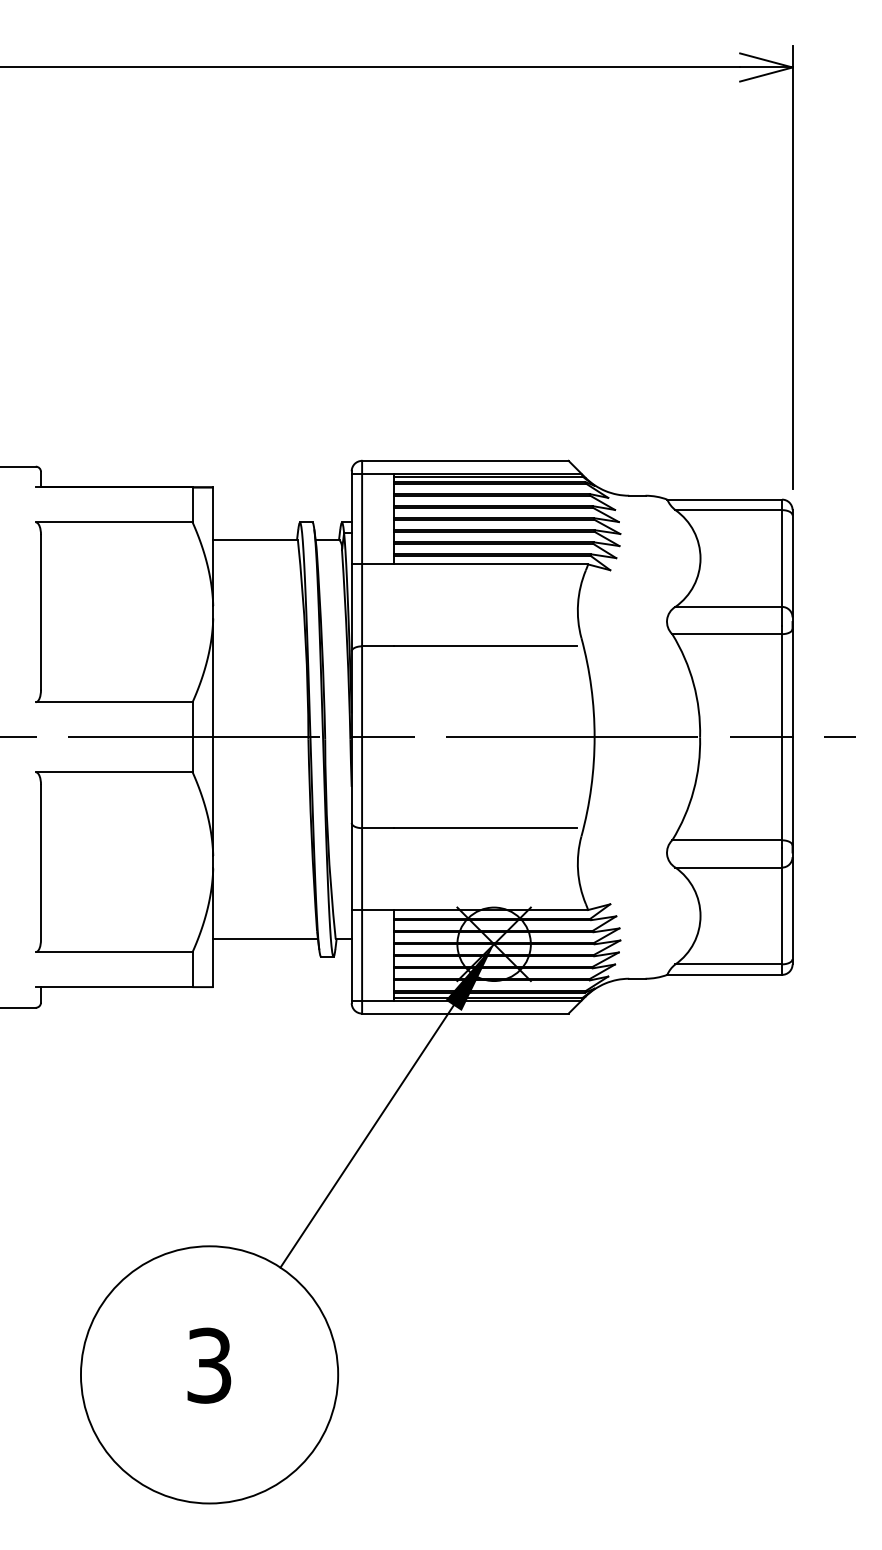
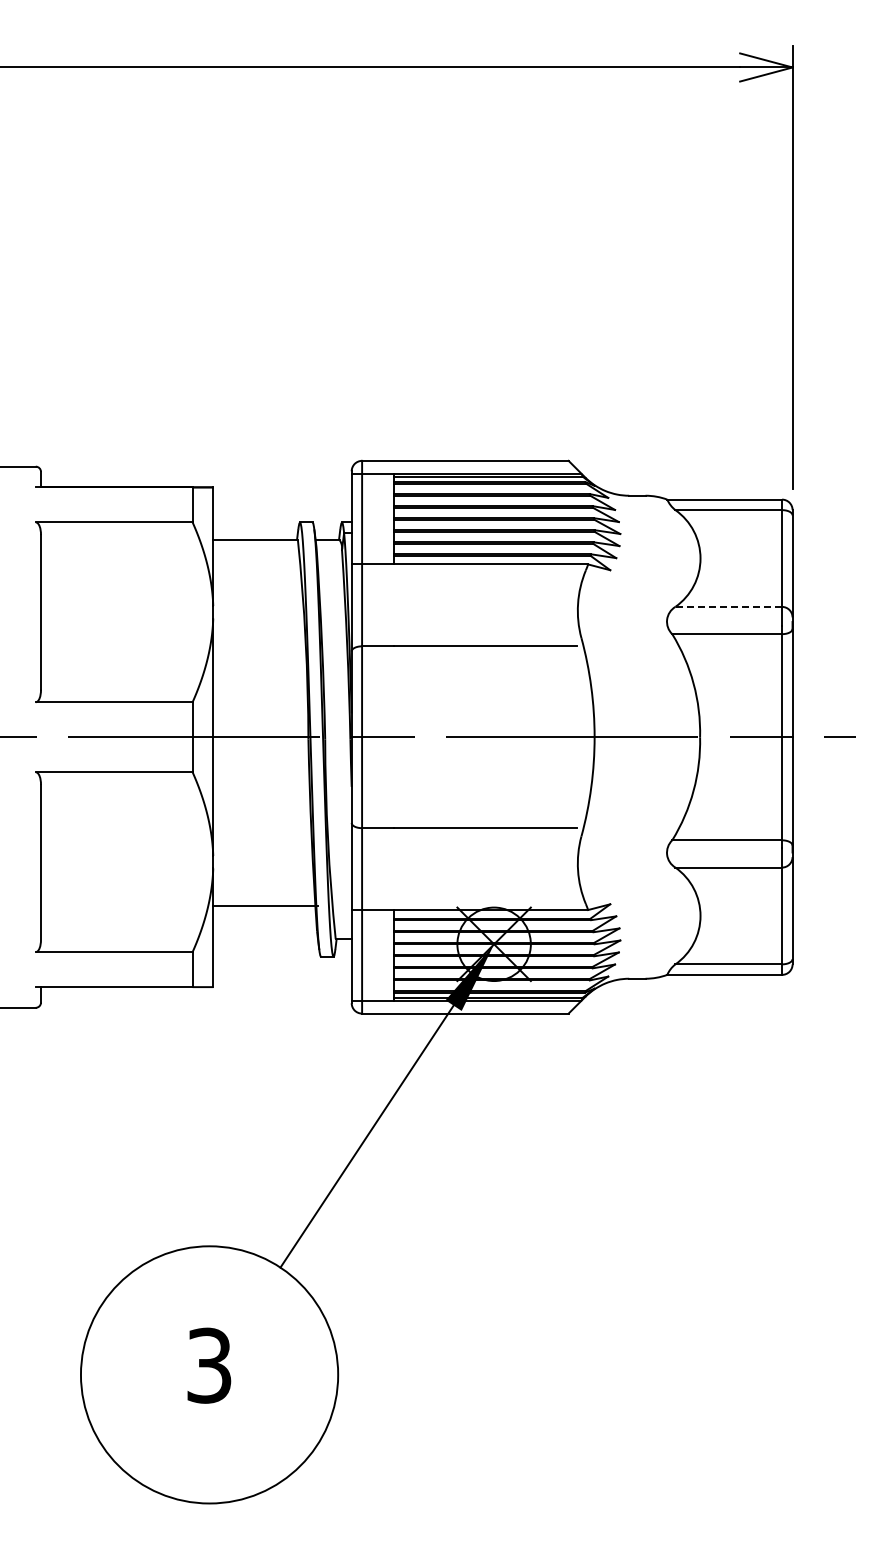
line: solid -> dashed (728, 606)
line position: (265, 939) -> (265, 906) (265, 906)
